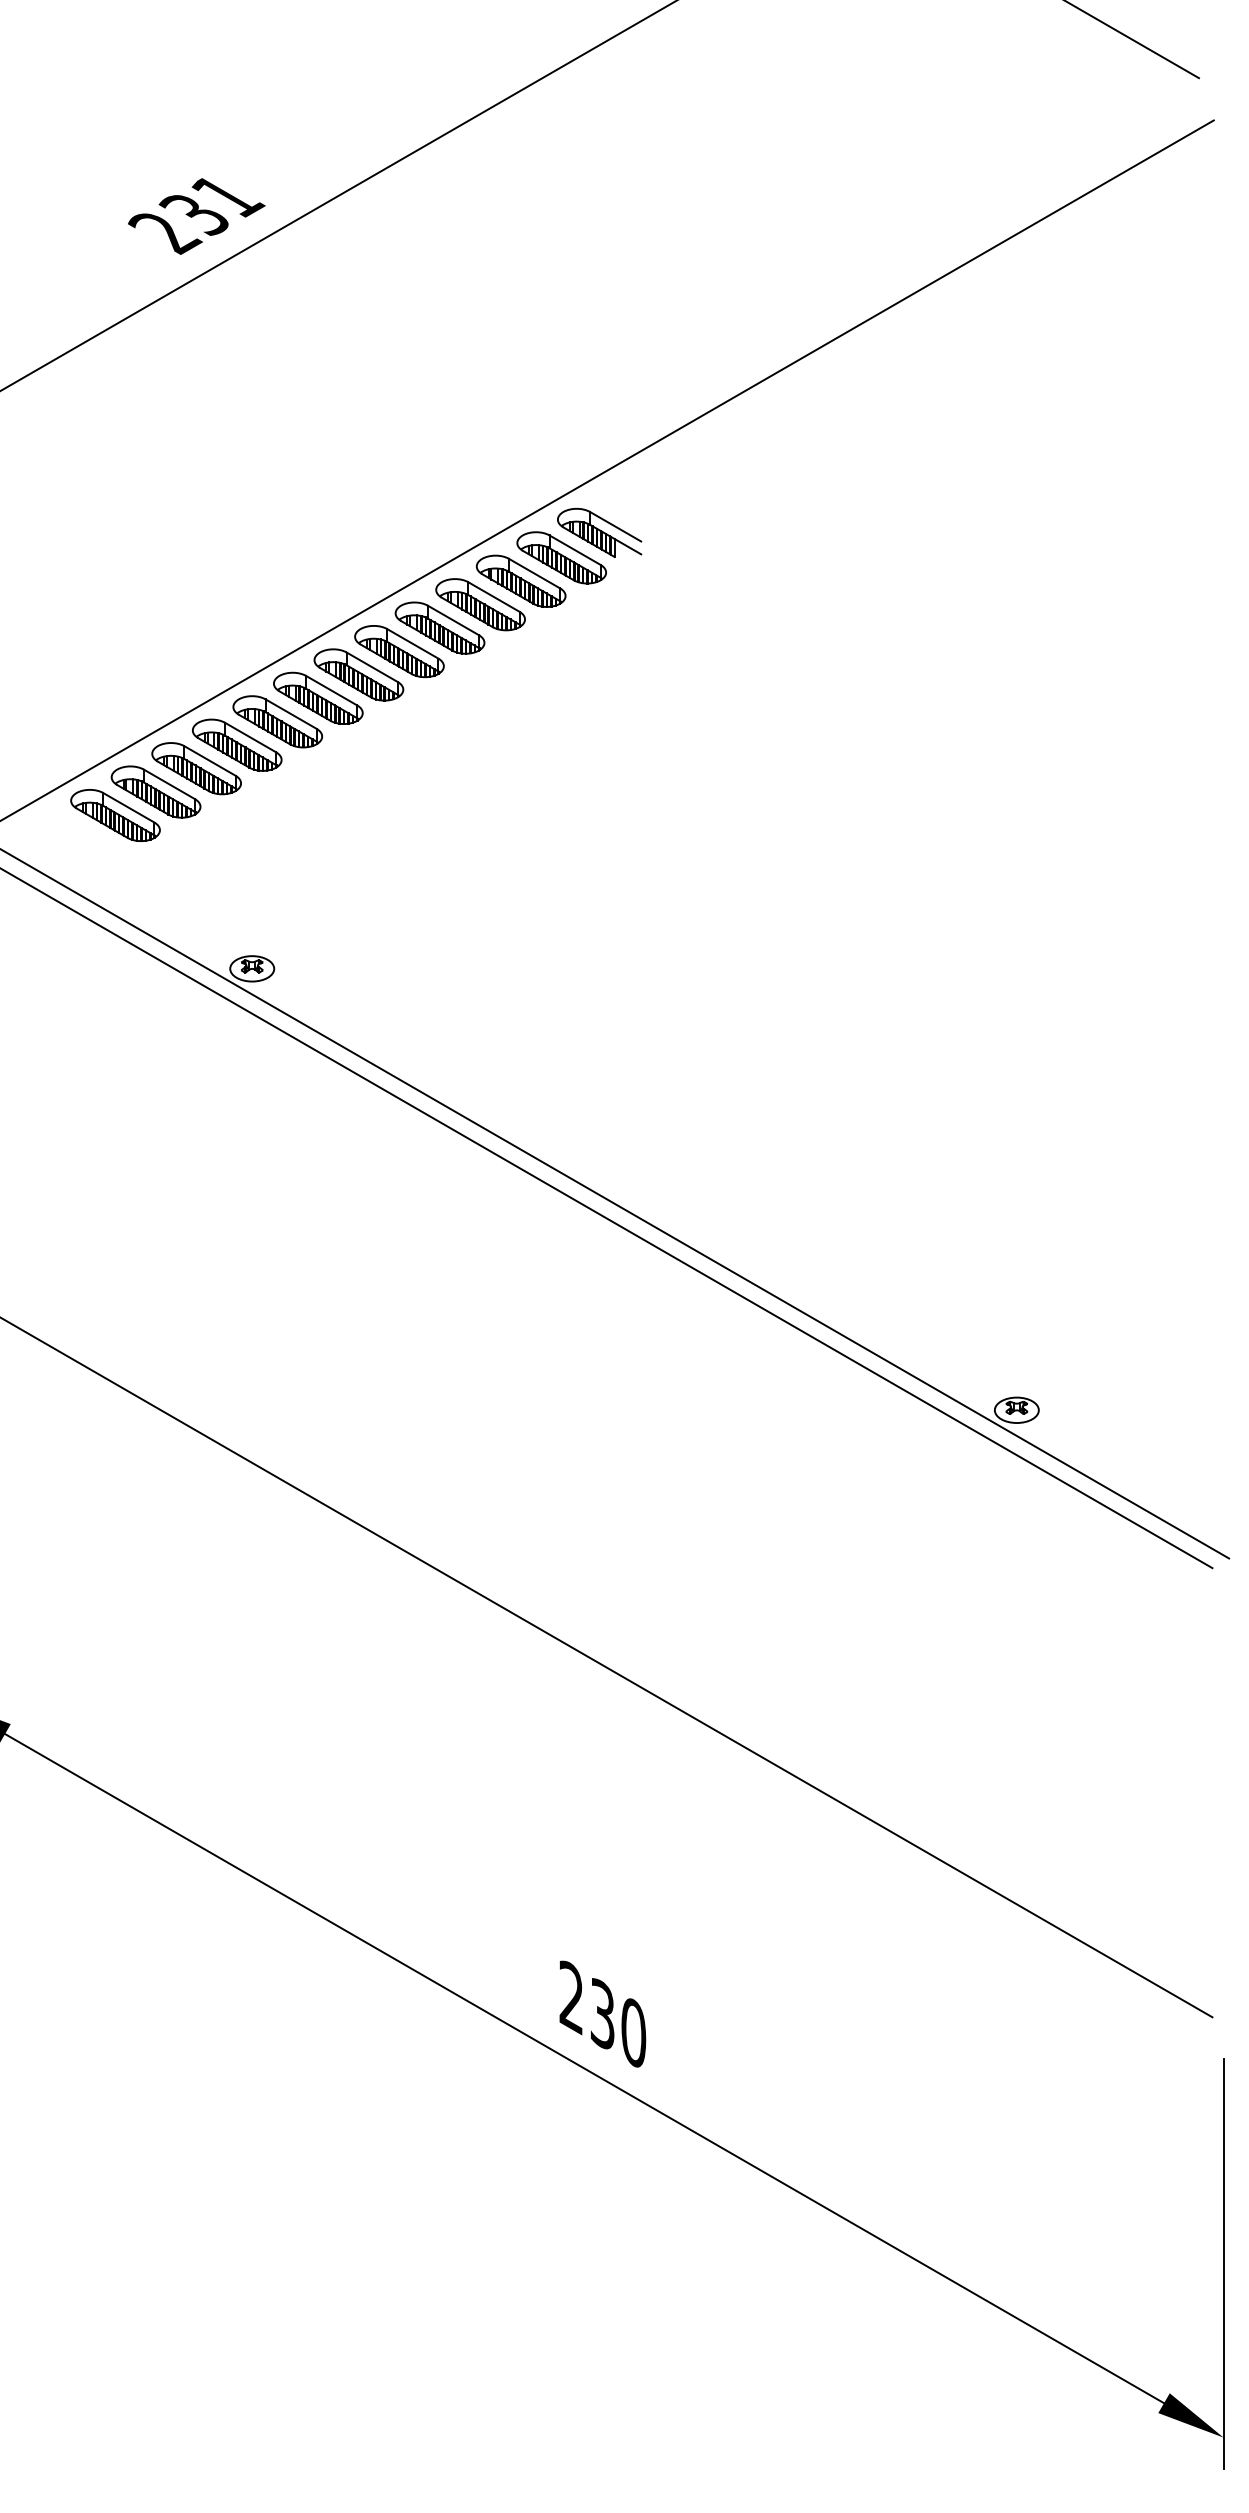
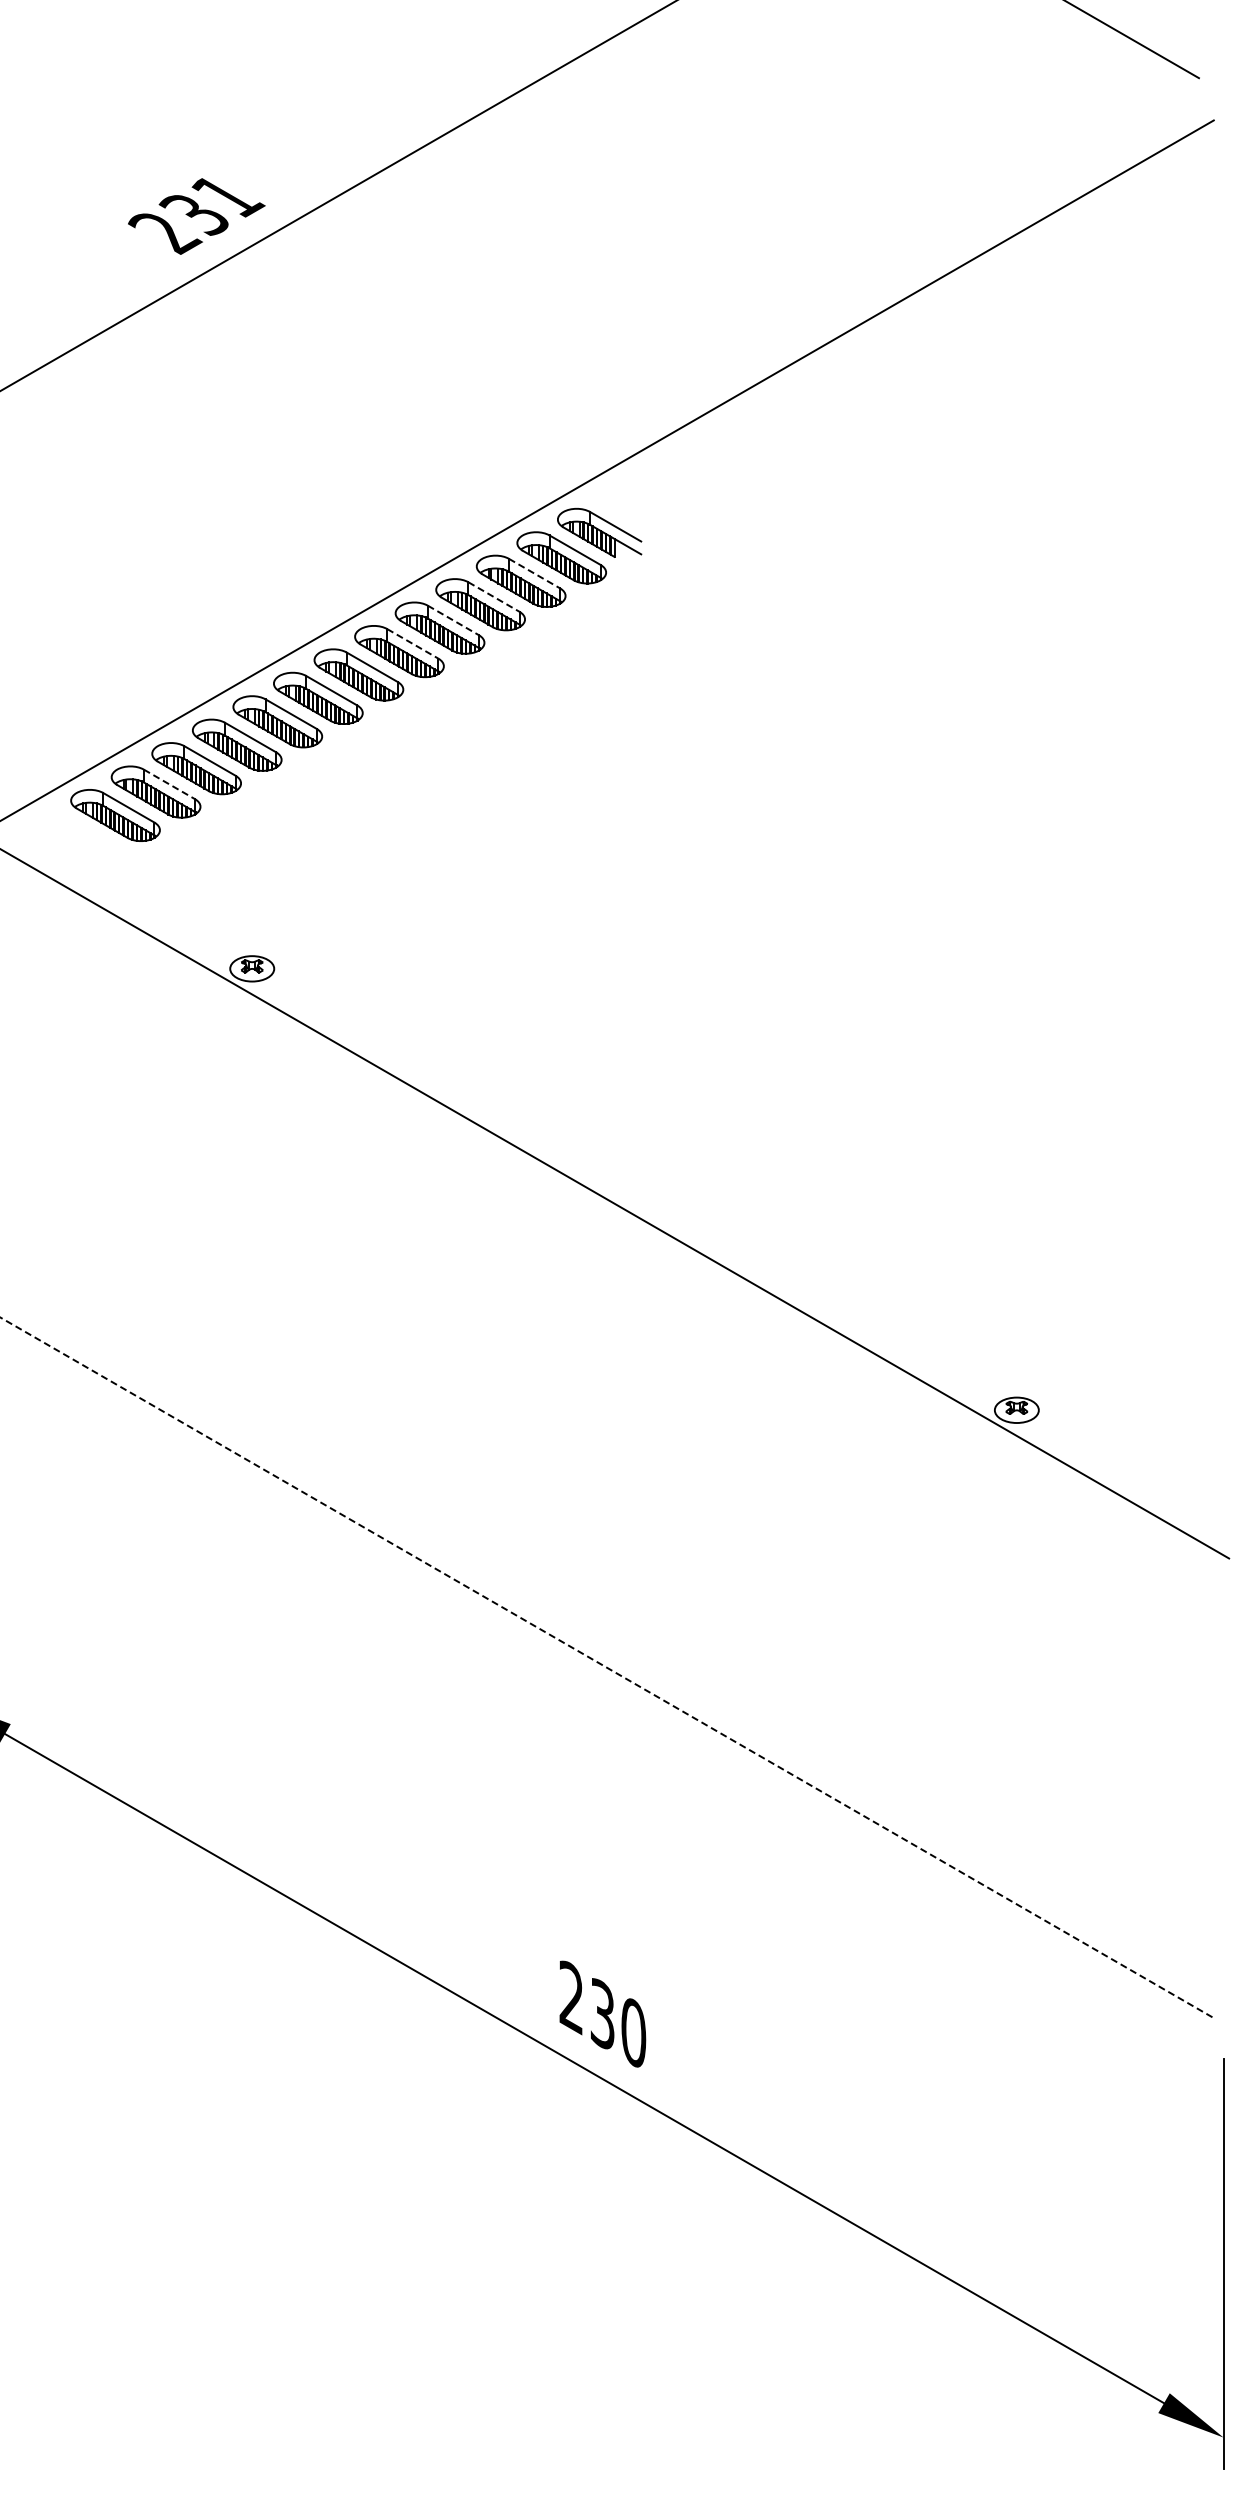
line: solid -> dashed (534, 573)
line: solid -> dashed (493, 597)
line: solid -> dashed (453, 620)
line: solid -> dashed (412, 643)
line: solid -> dashed (169, 784)
line: present -> none (607, 1218)
line: solid -> dashed (606, 1667)
